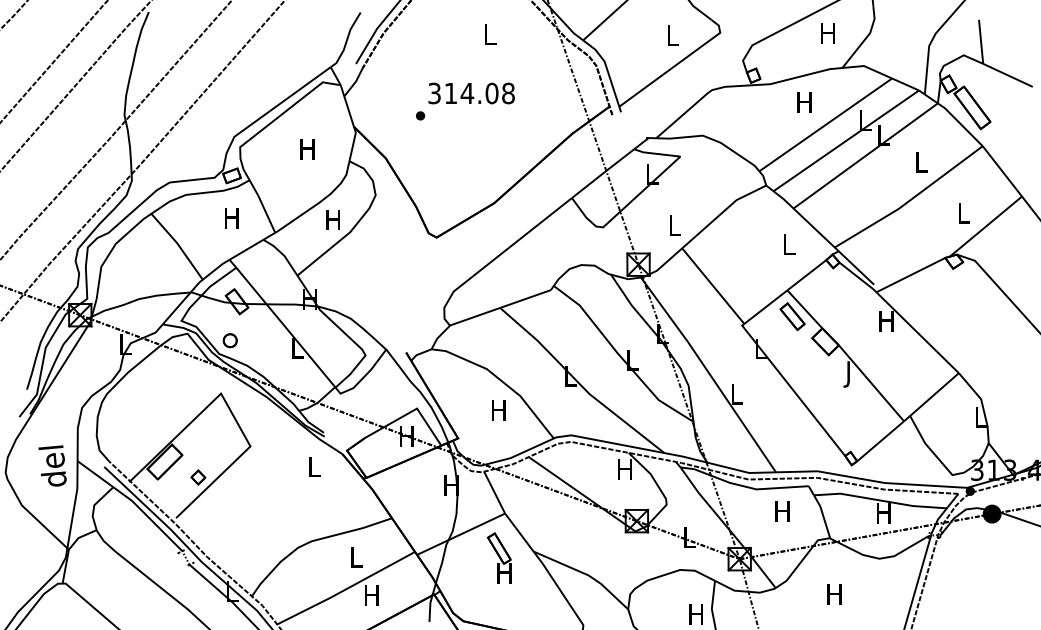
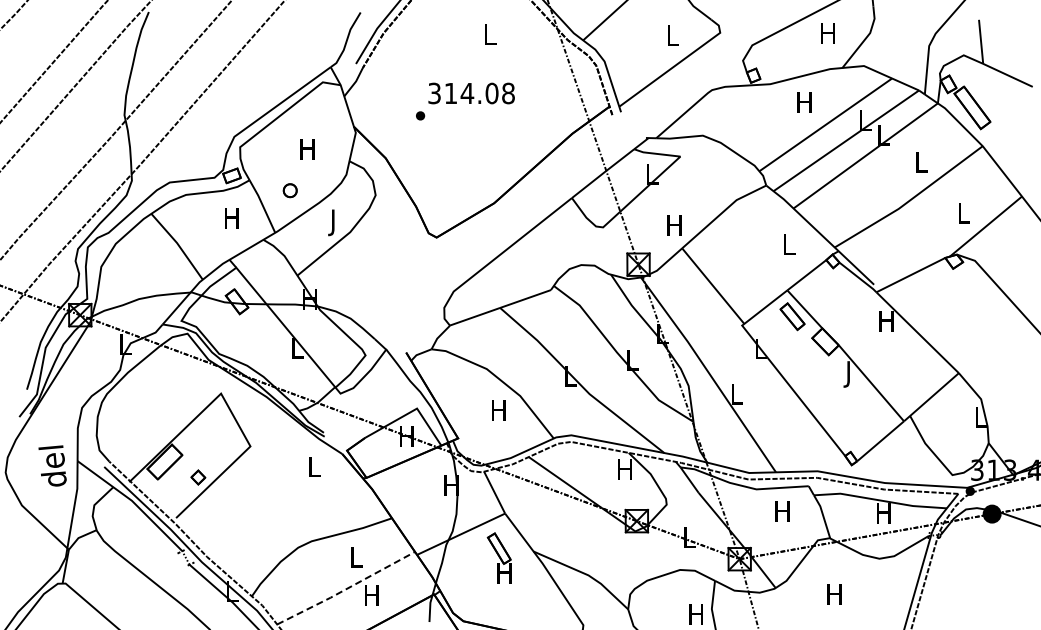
text: H -> J (332, 222)
text: L -> H (674, 225)
part position: (229, 340) -> (289, 190) (289, 190)
line: solid -> dashed (346, 589)
